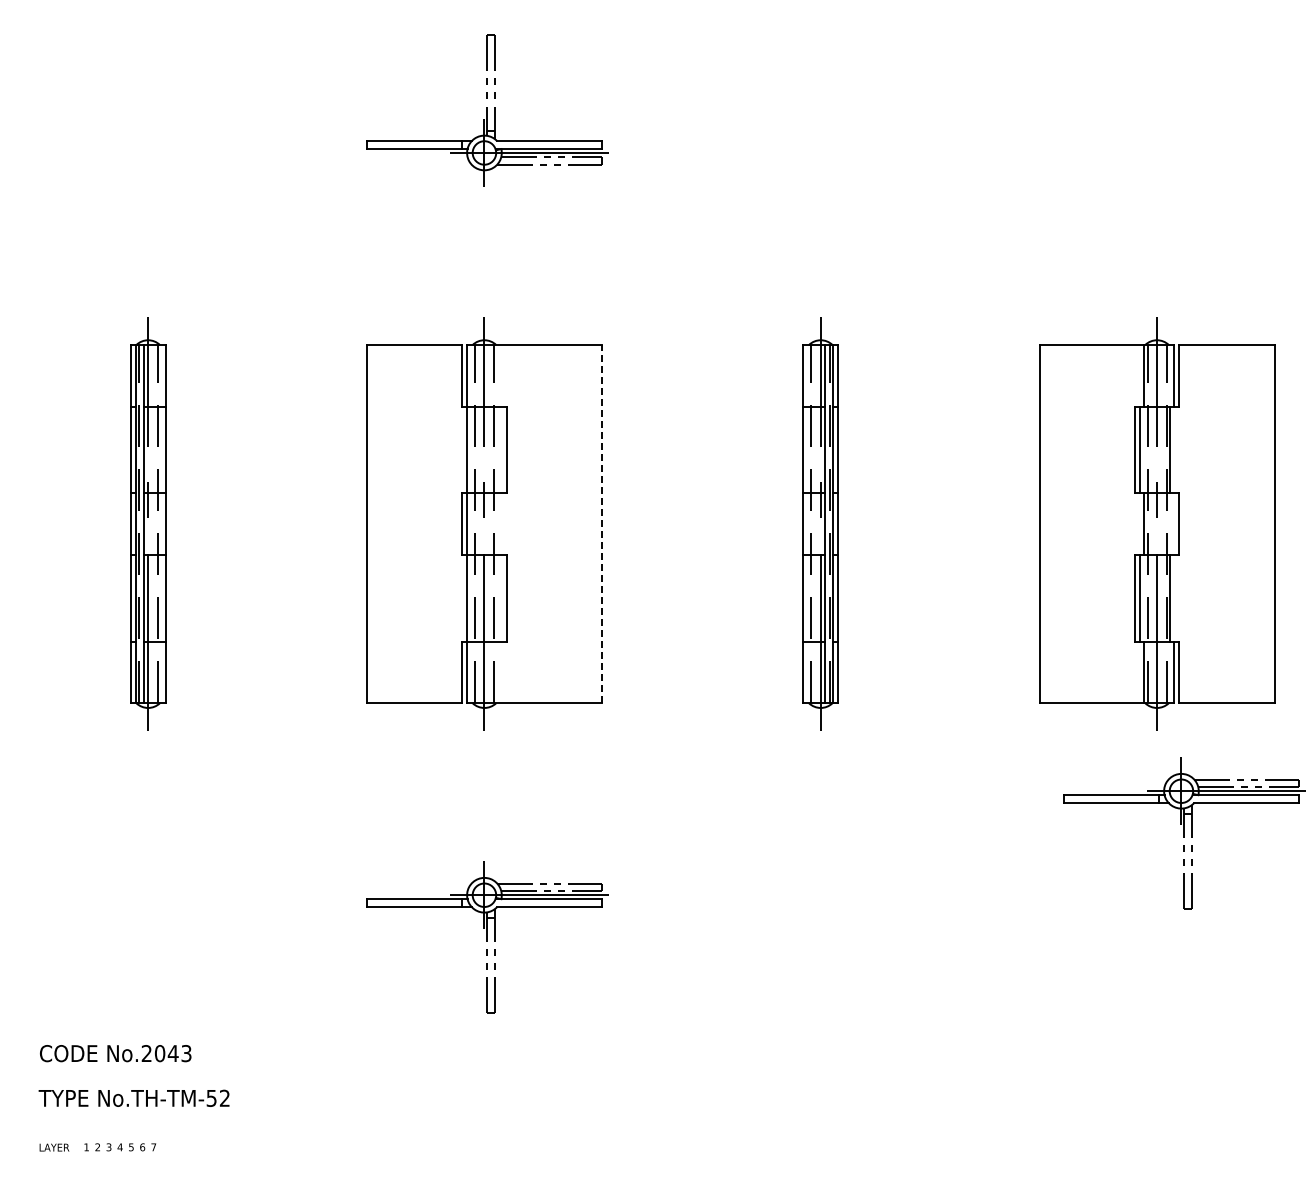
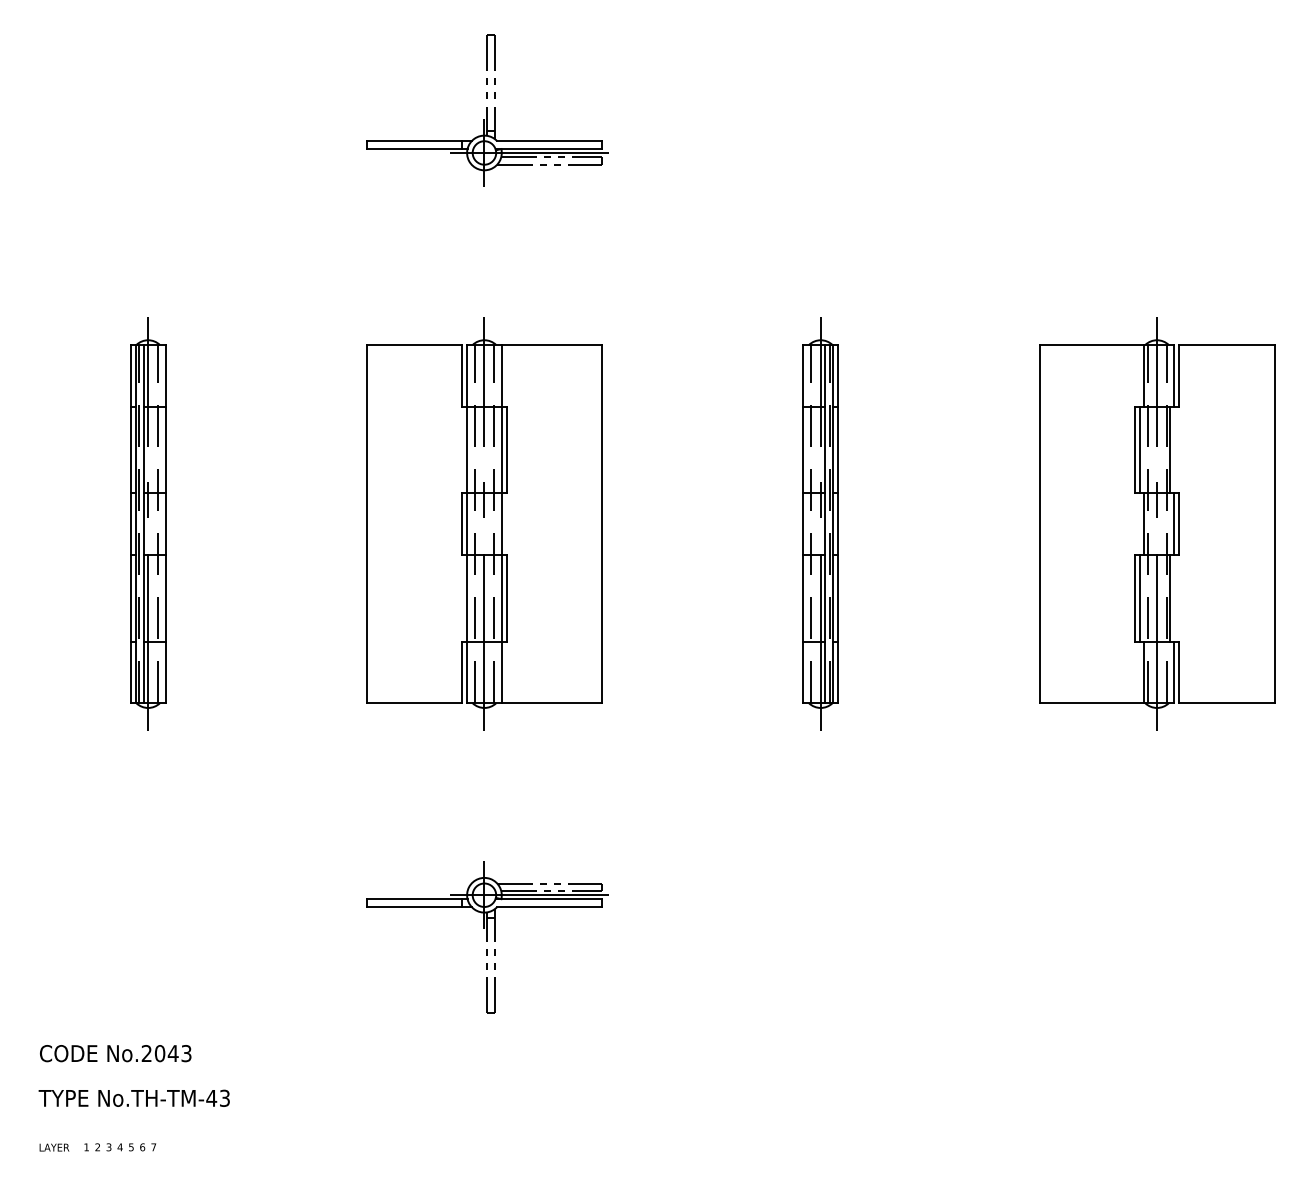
line: dashed -> solid (601, 523)
line: none -> present (1174, 523)
line: none -> present (501, 524)
part: present -> none (1184, 833)
text: No.TH-TM-52 -> No.TH-TM-43 (217, 1098)
